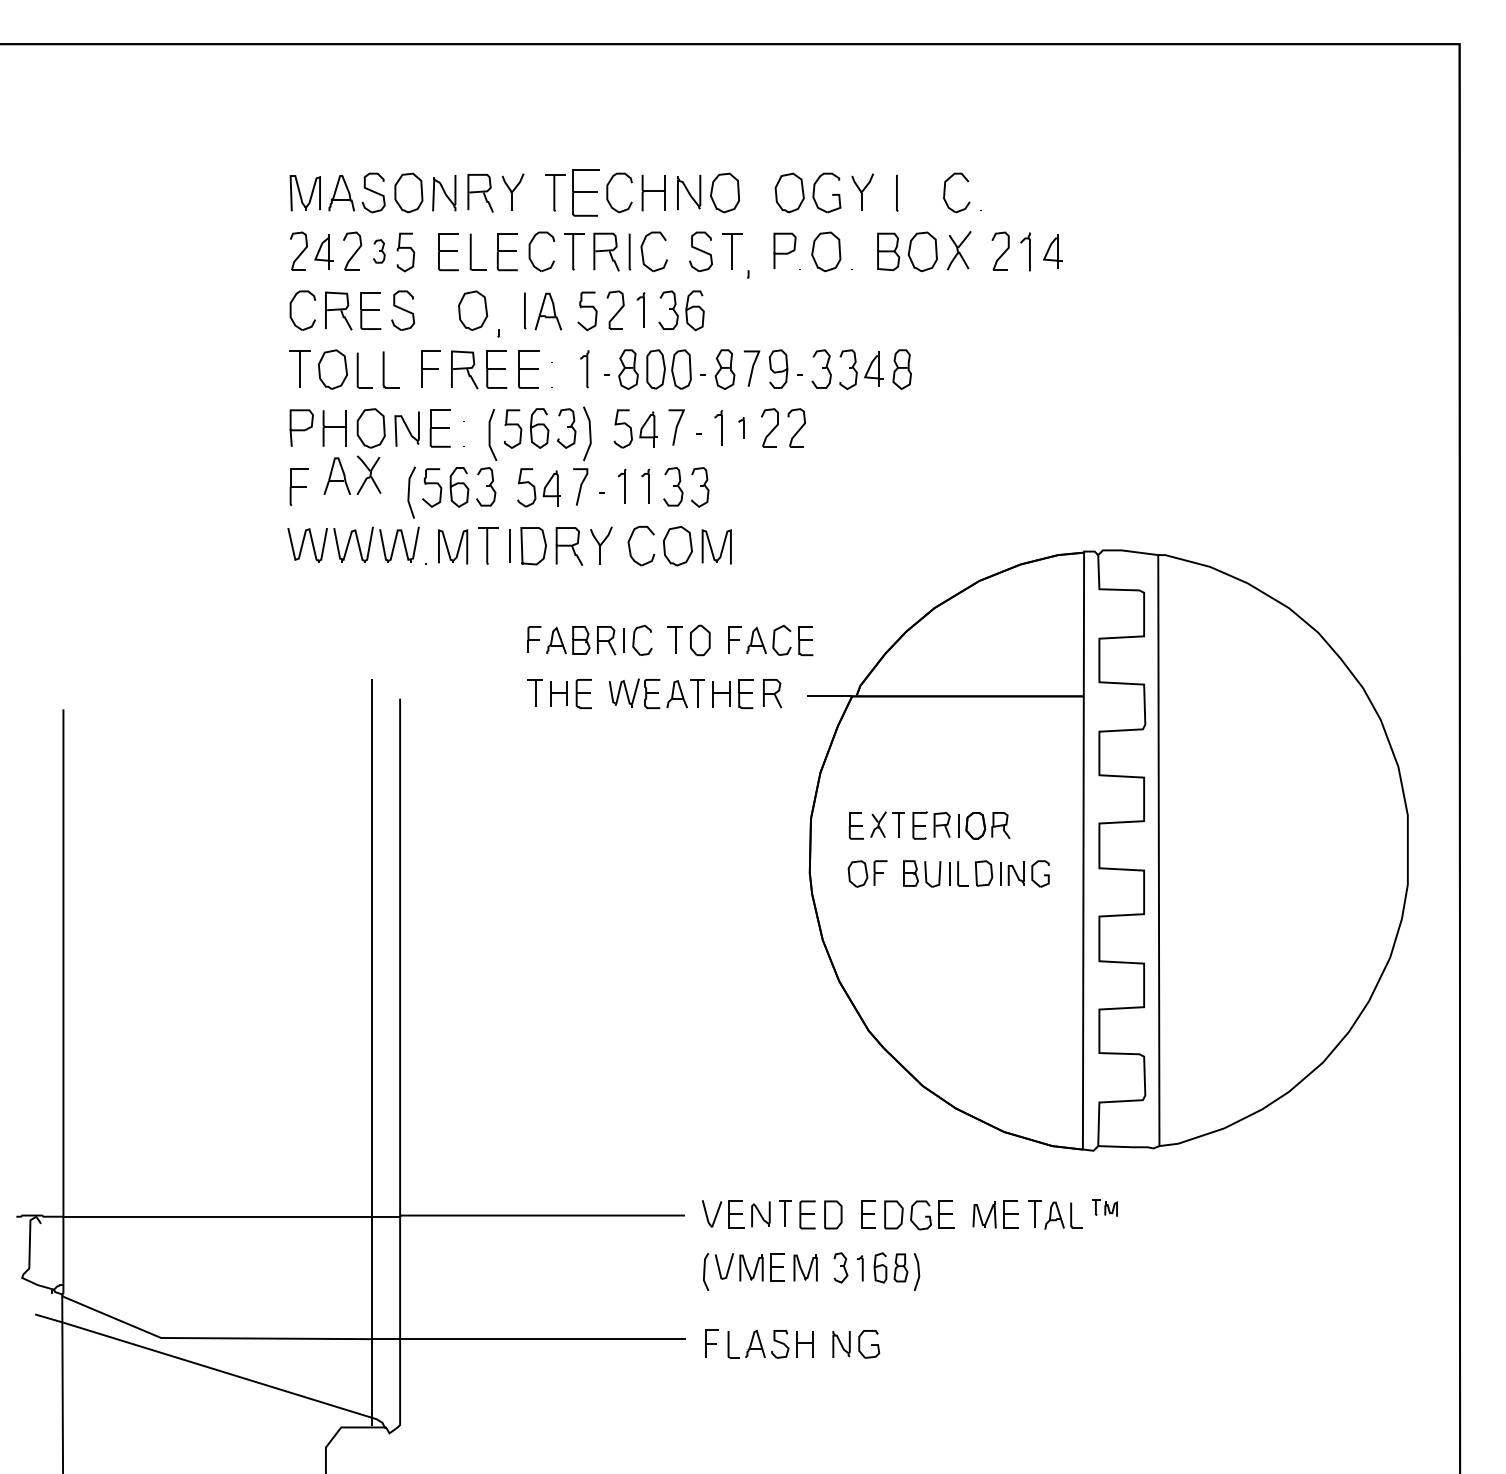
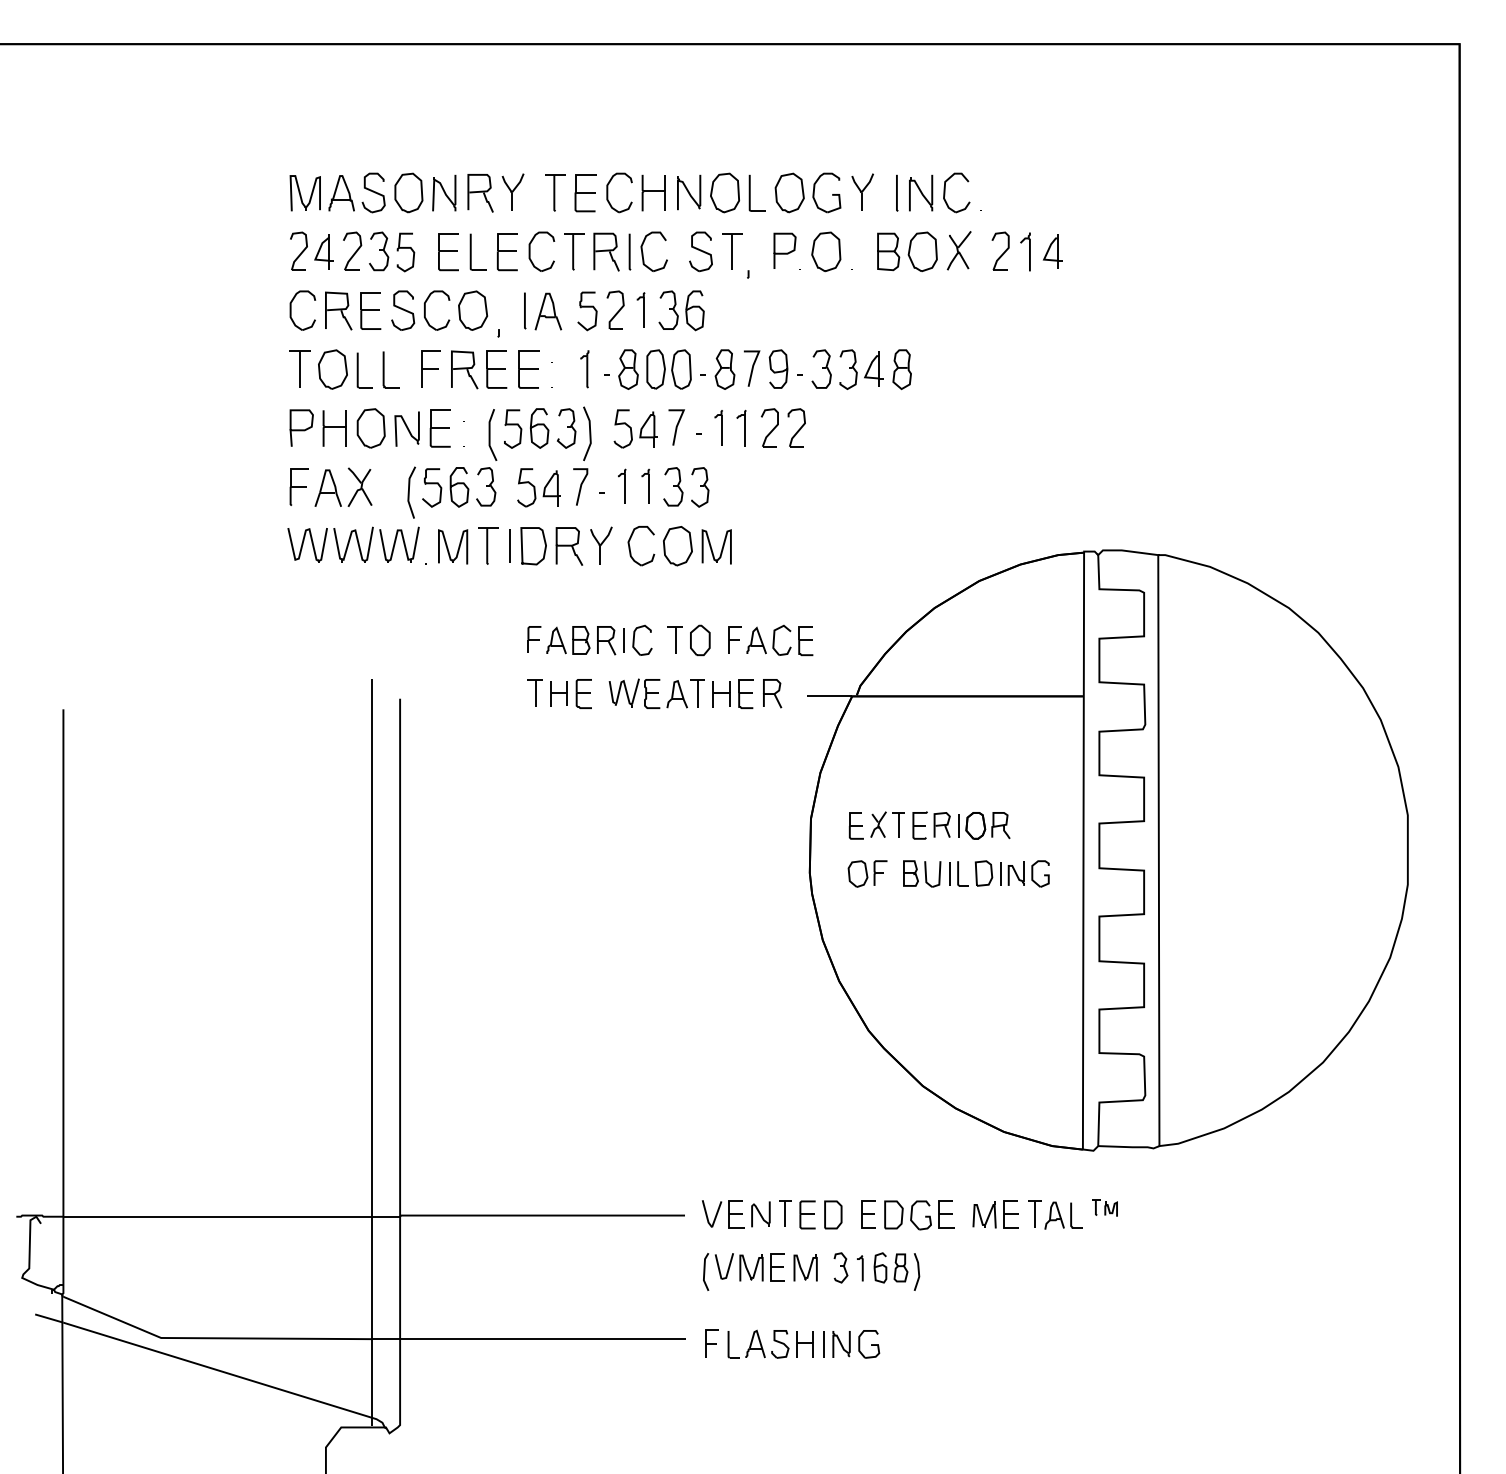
part size: 28x48 px -> 23x39 px (585, 193)
part: none -> present (756, 192)
part: none -> present (921, 192)
part size: 13x25 px -> 21x41 px (379, 251)
part: none -> present (425, 310)
part size: 7x22 px -> 11x38 px (741, 427)
part position: (345, 474) -> (336, 486) (336, 486)
line: none -> present (823, 1344)
